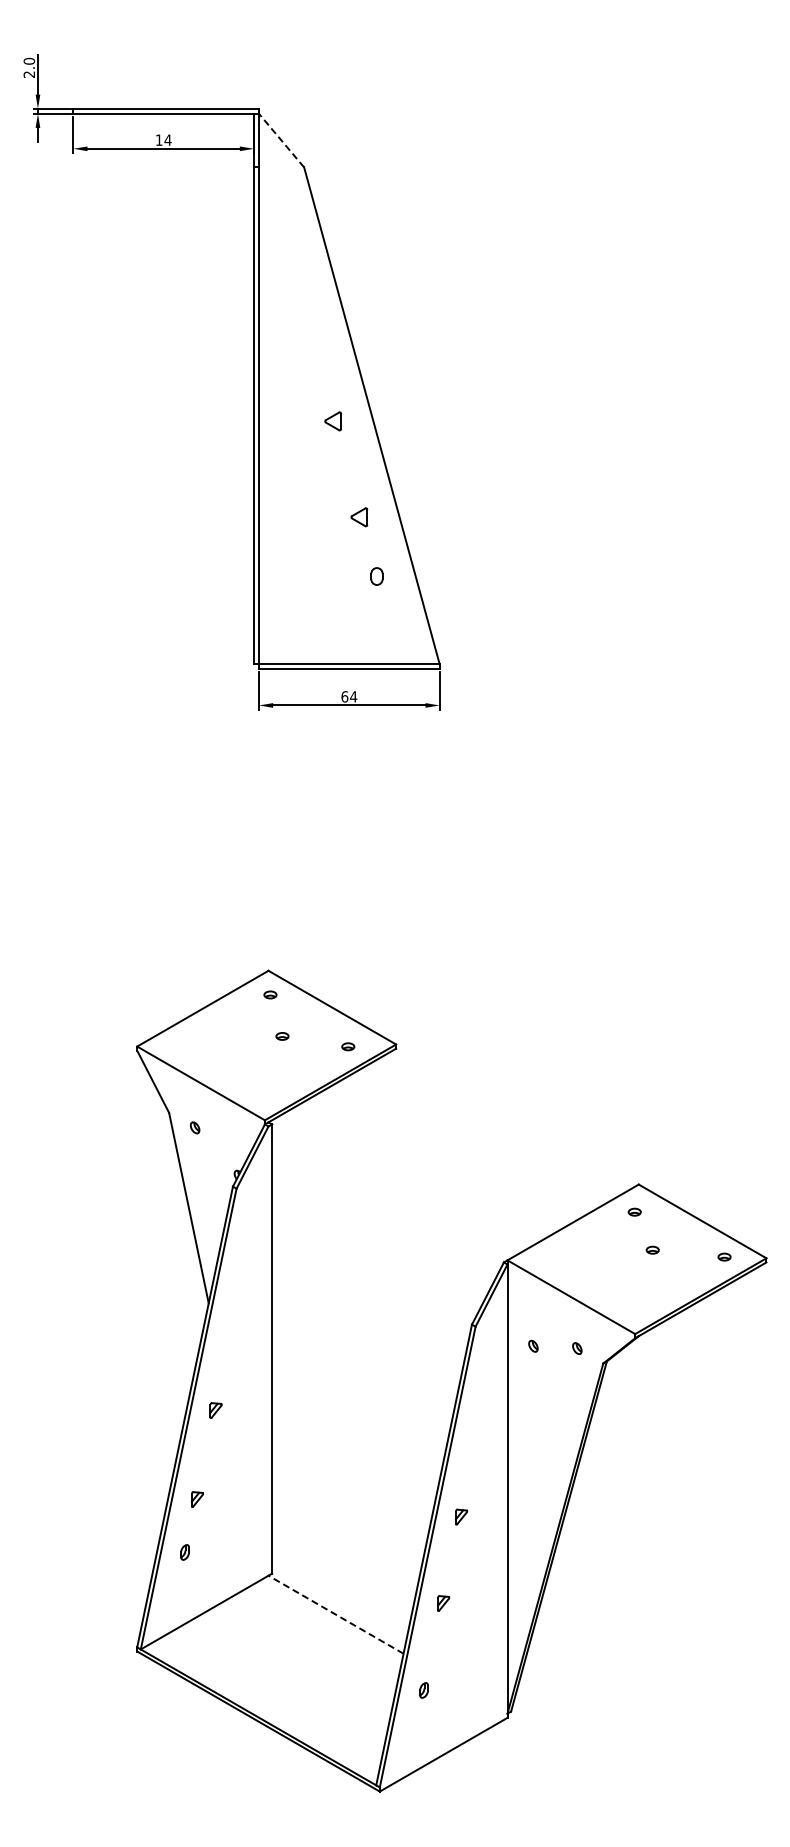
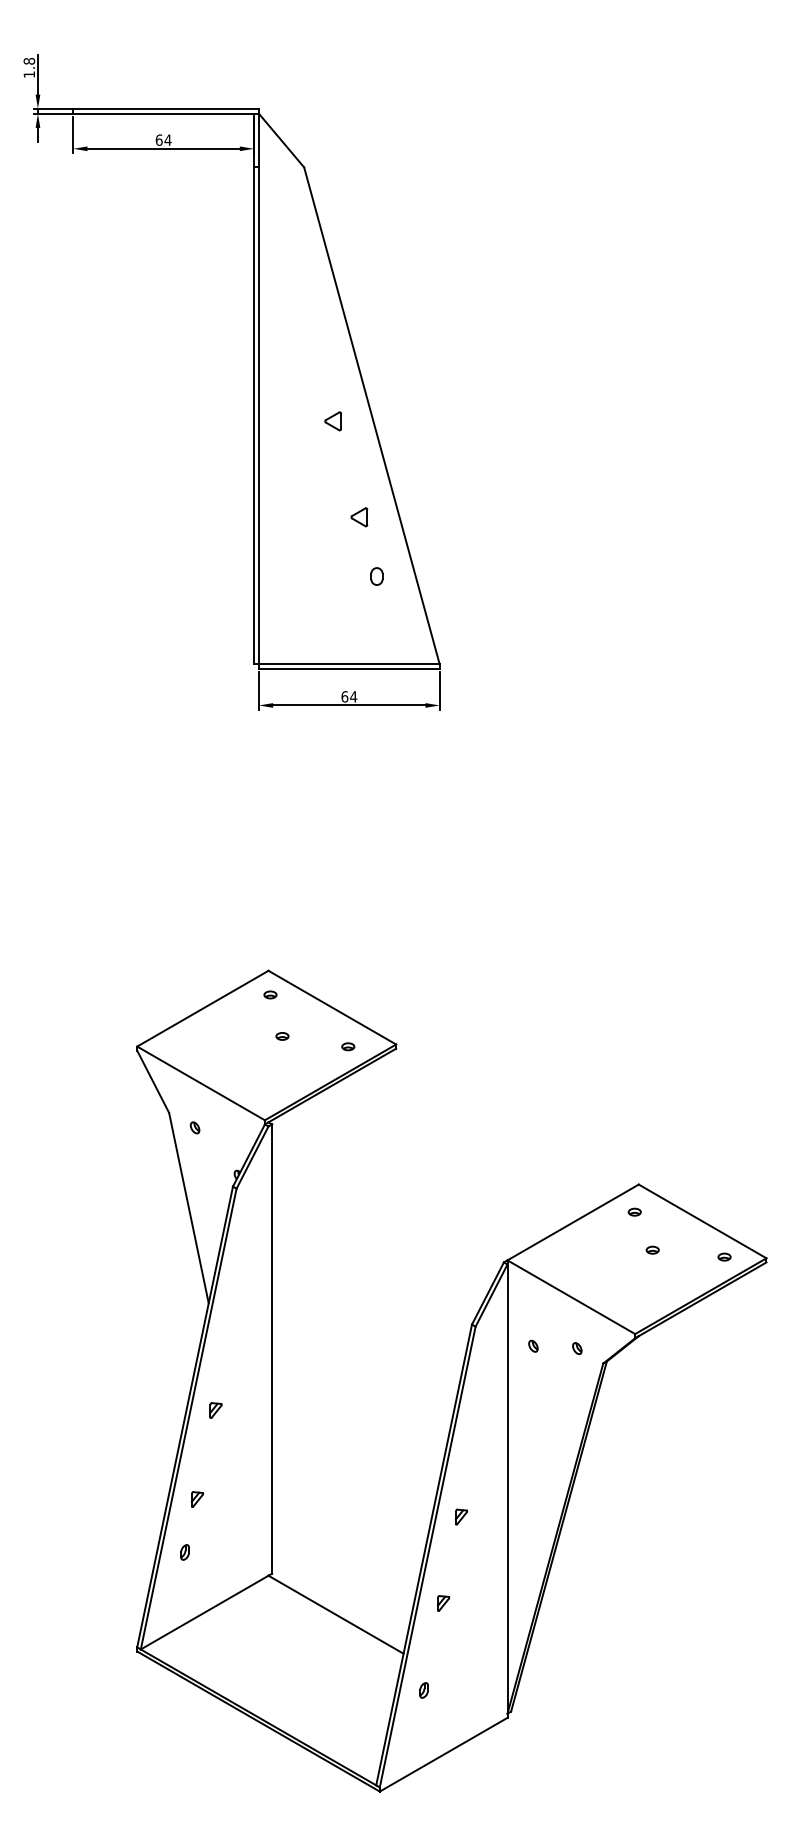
text: 2.0 -> 1.8 (28, 67)
text: 14 -> 64 (158, 139)
line: dashed -> solid (281, 140)
line: dashed -> solid (336, 1614)
